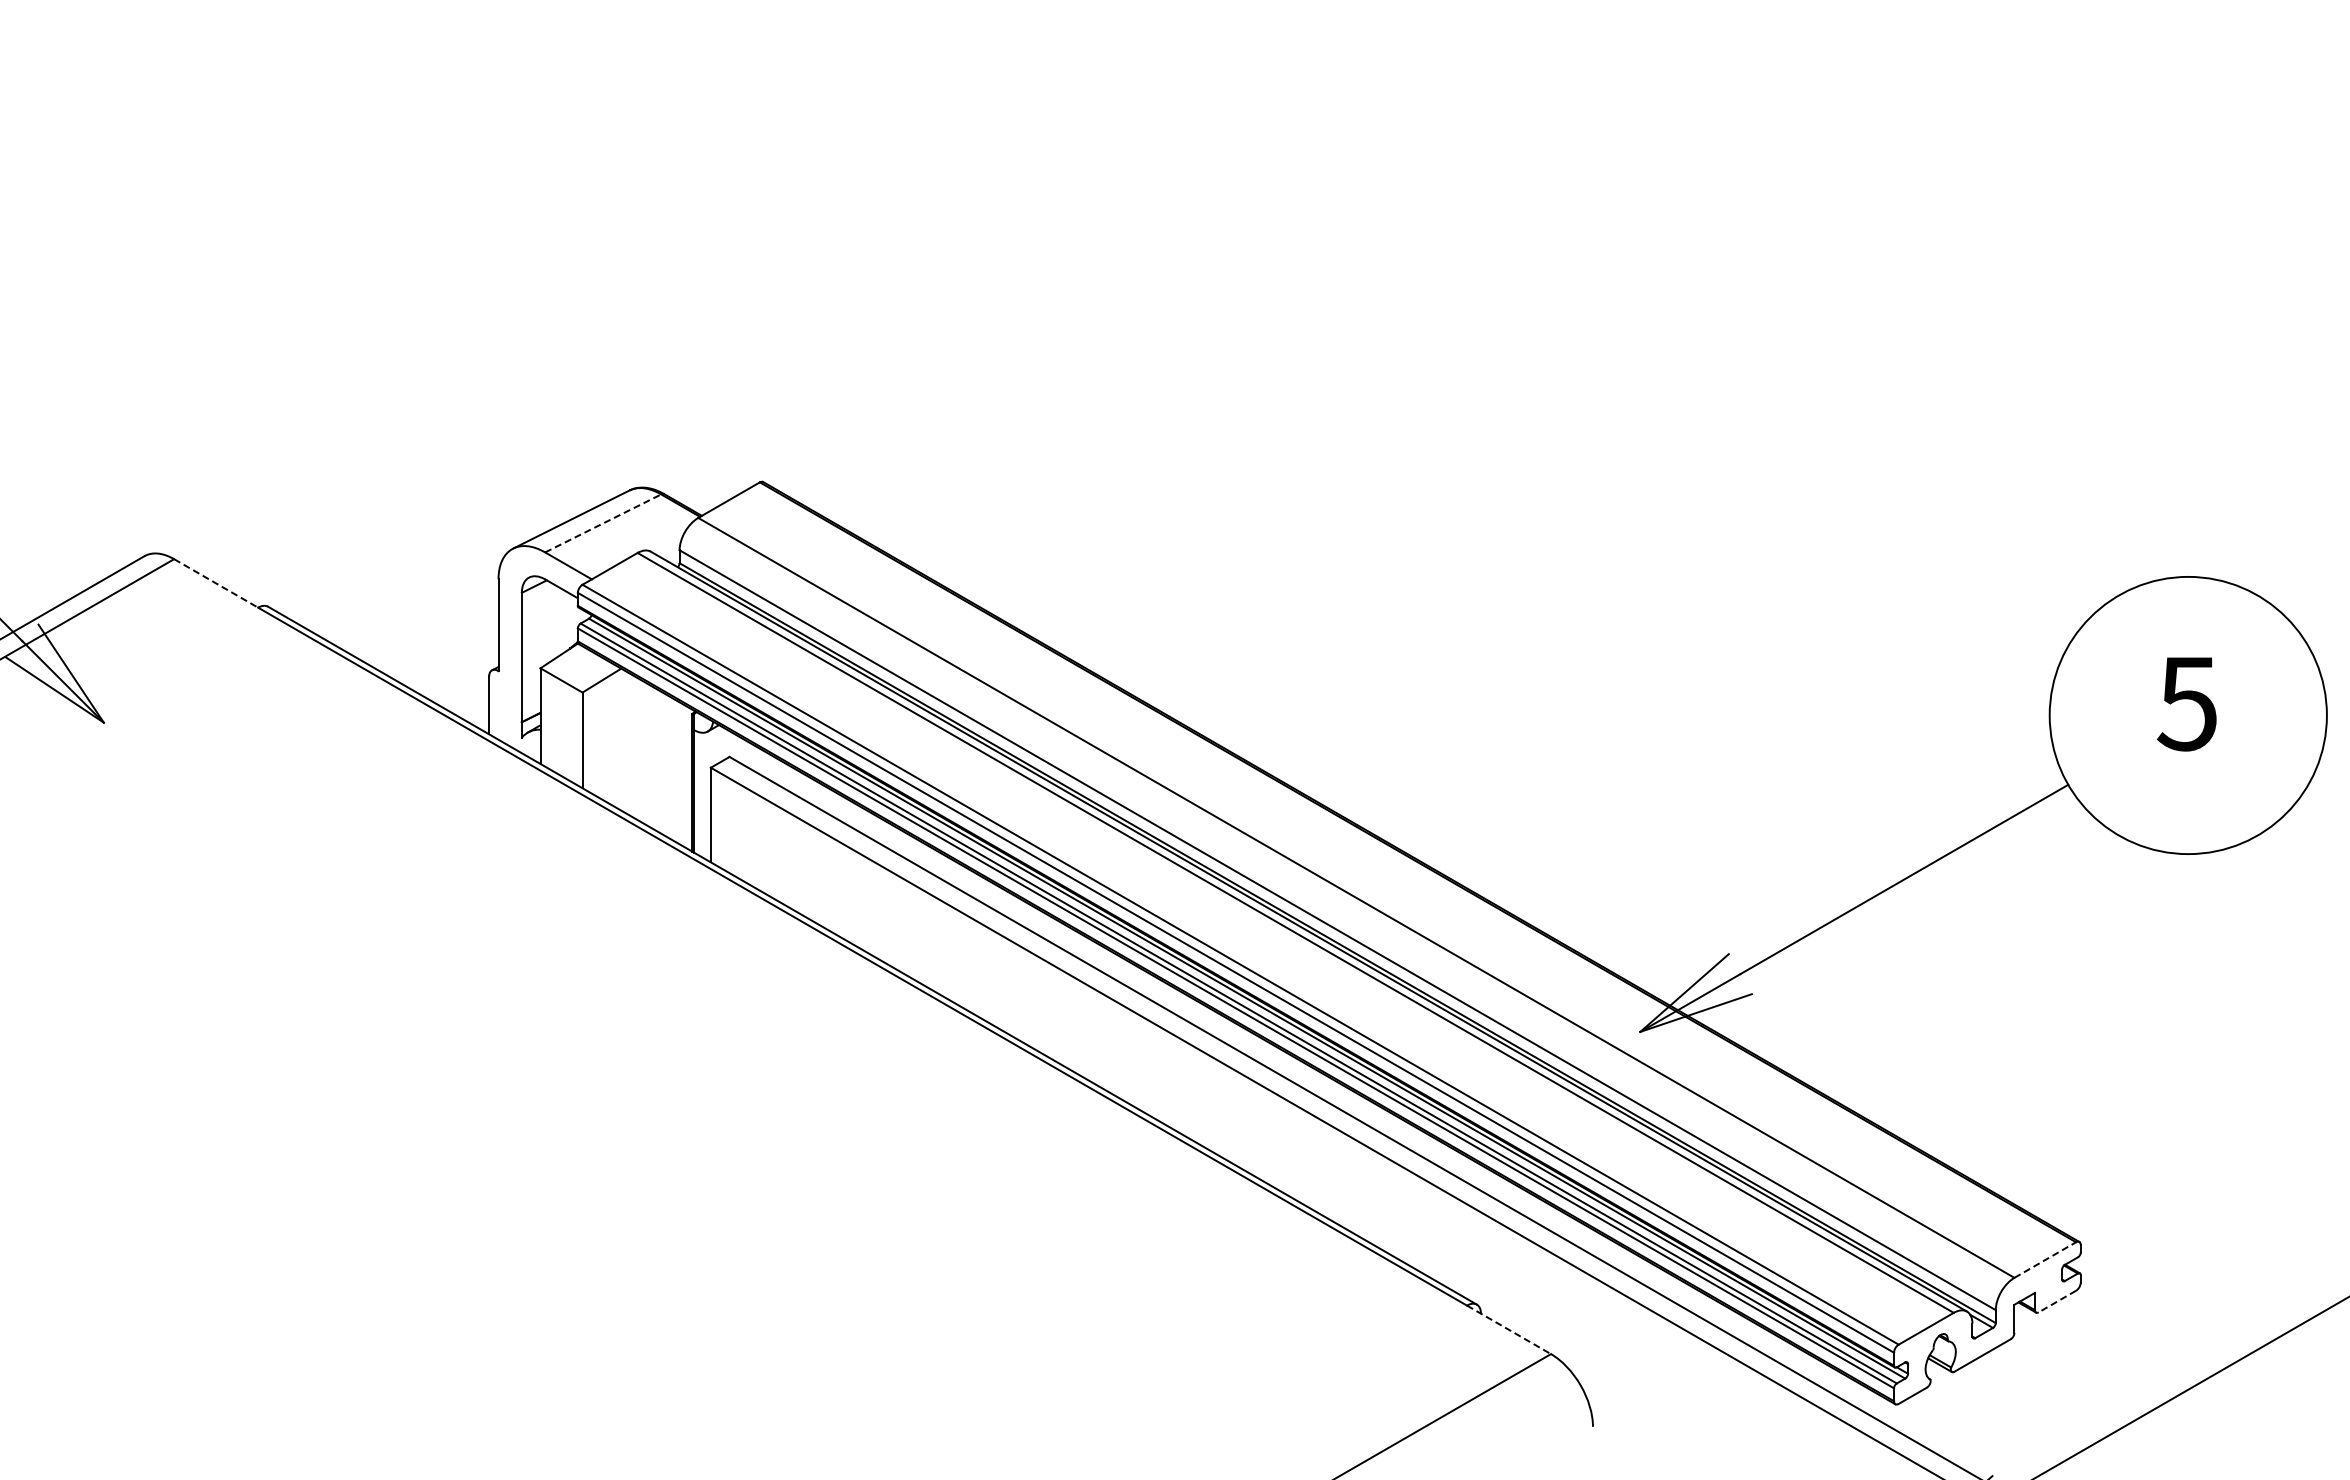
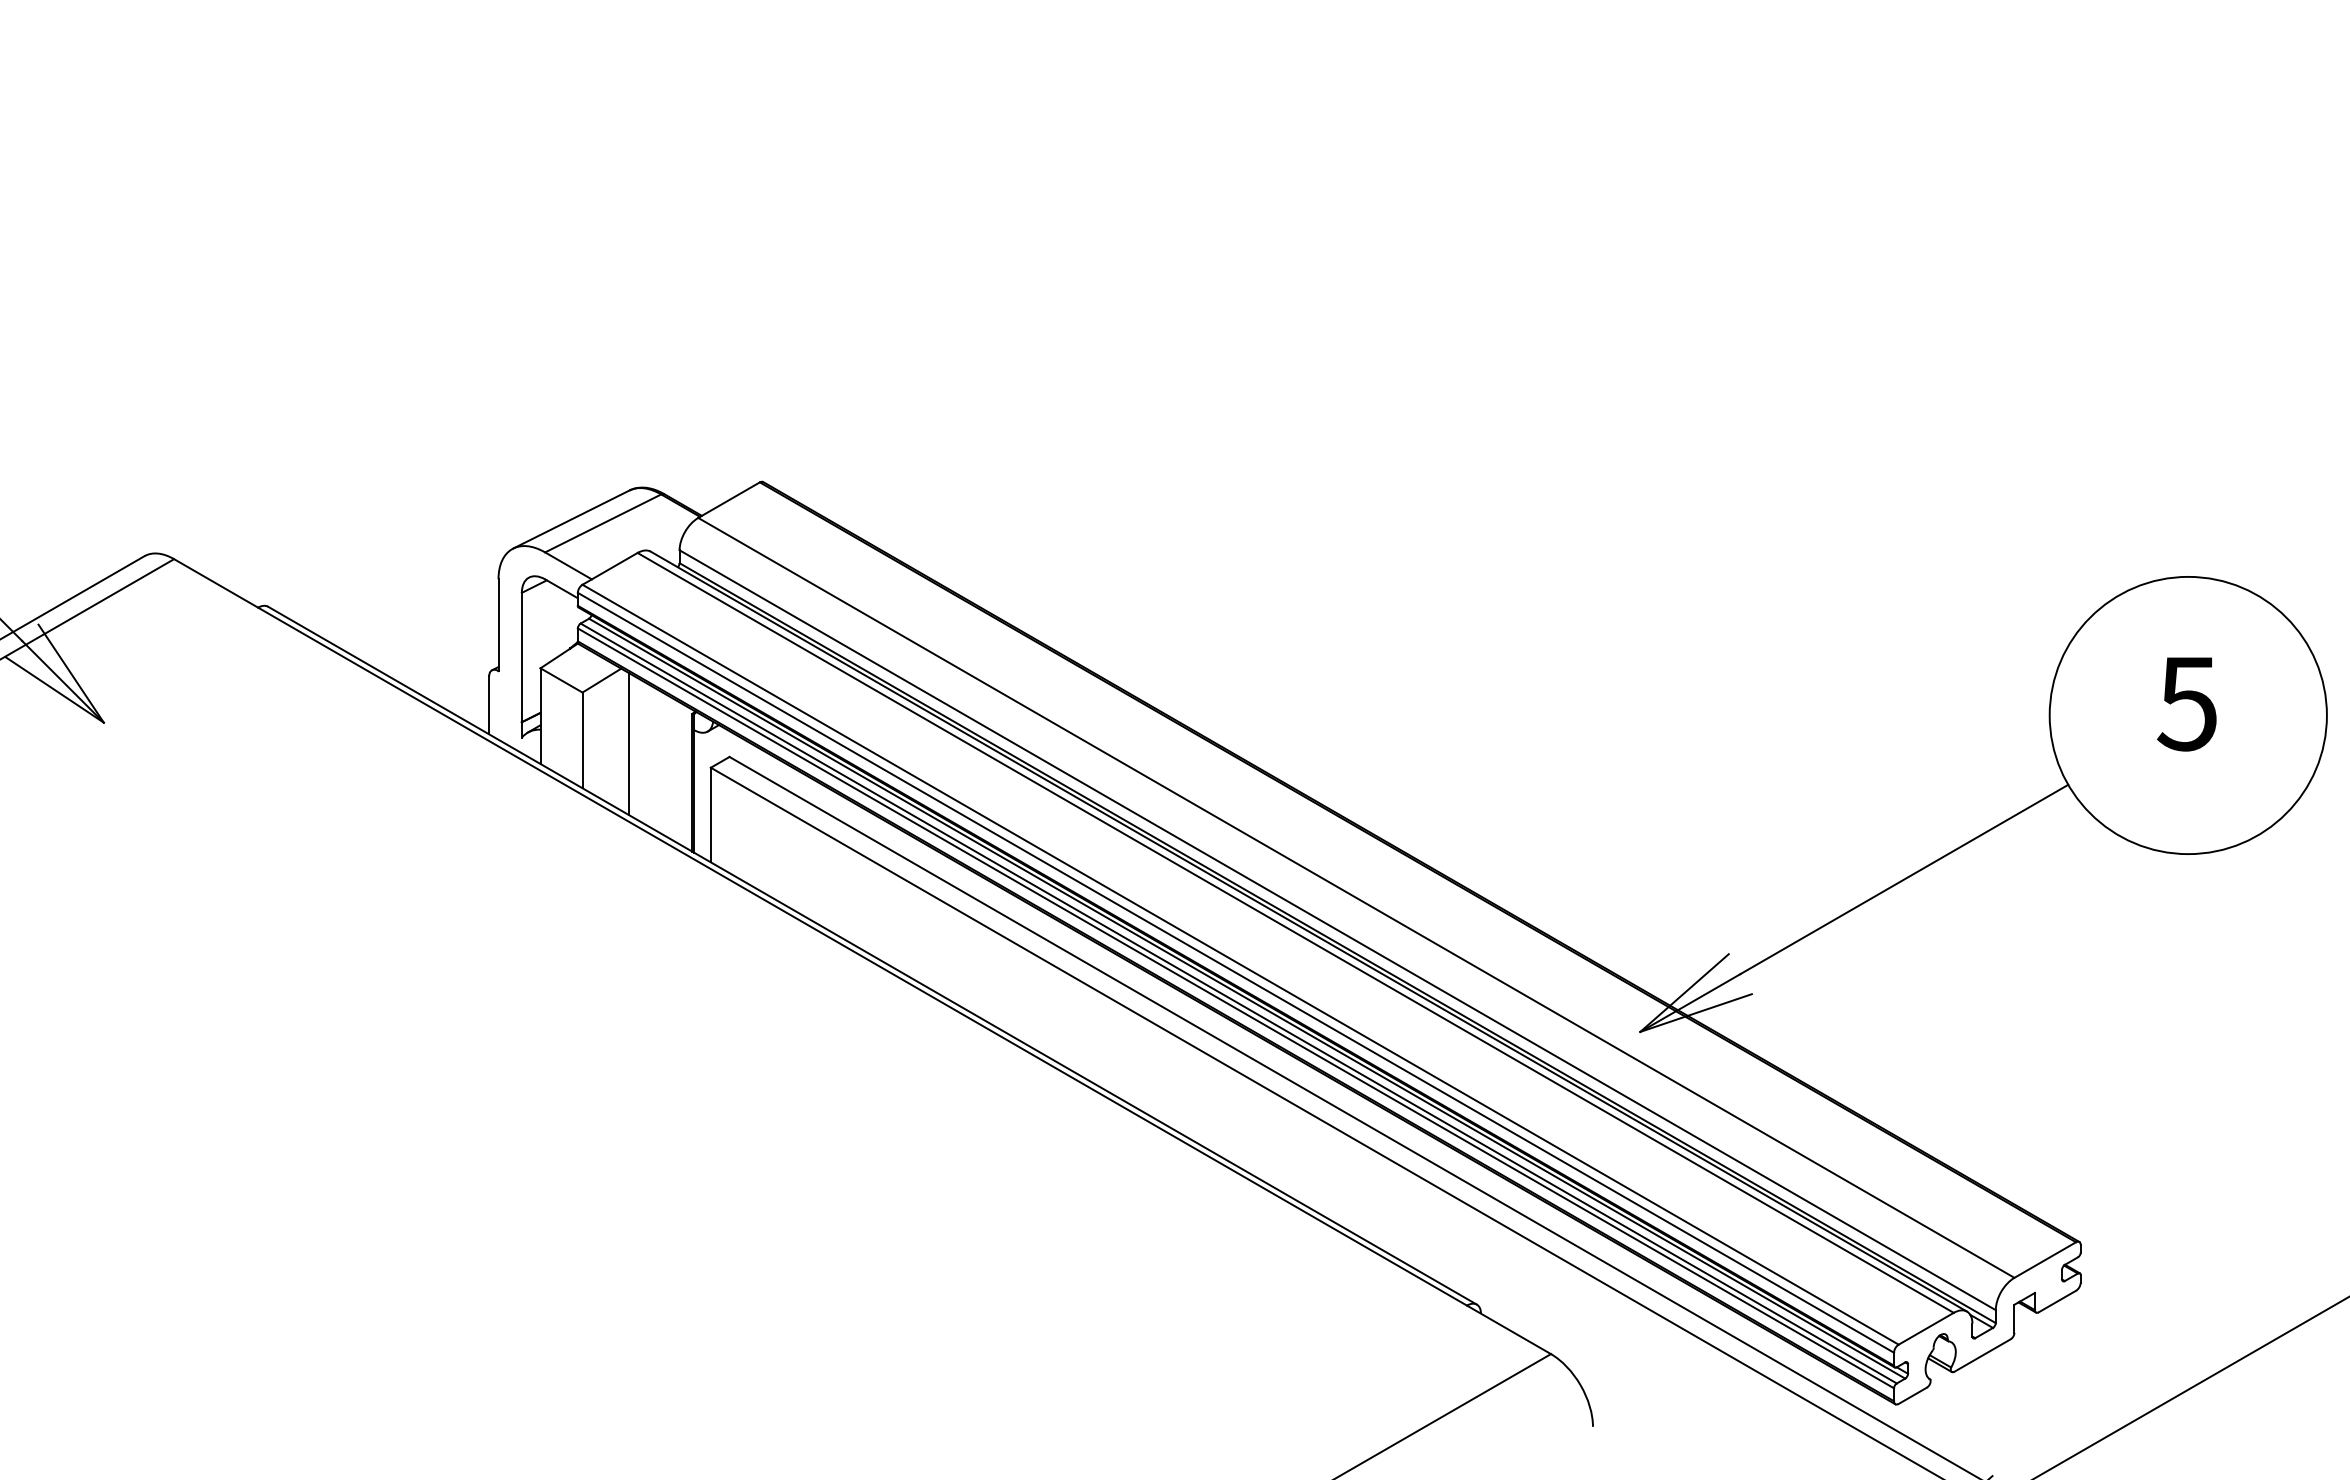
line: dashed -> solid (603, 523)
line: dashed -> solid (216, 583)
line: none -> present (629, 744)
line: dashed -> solid (2045, 1260)
line: dashed -> solid (2057, 1301)
line: dashed -> solid (1508, 1329)
